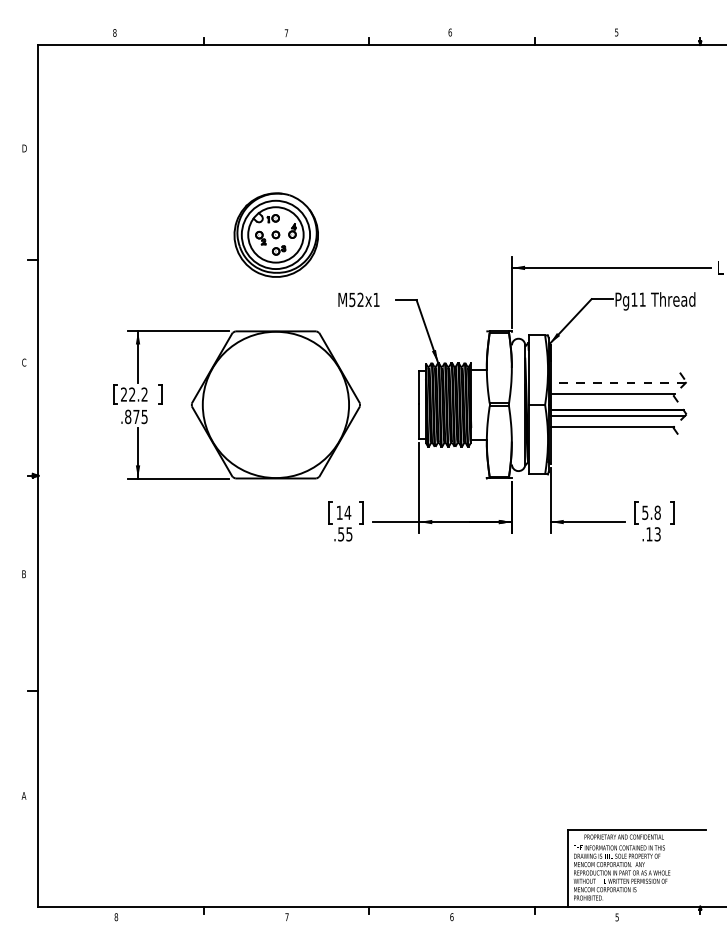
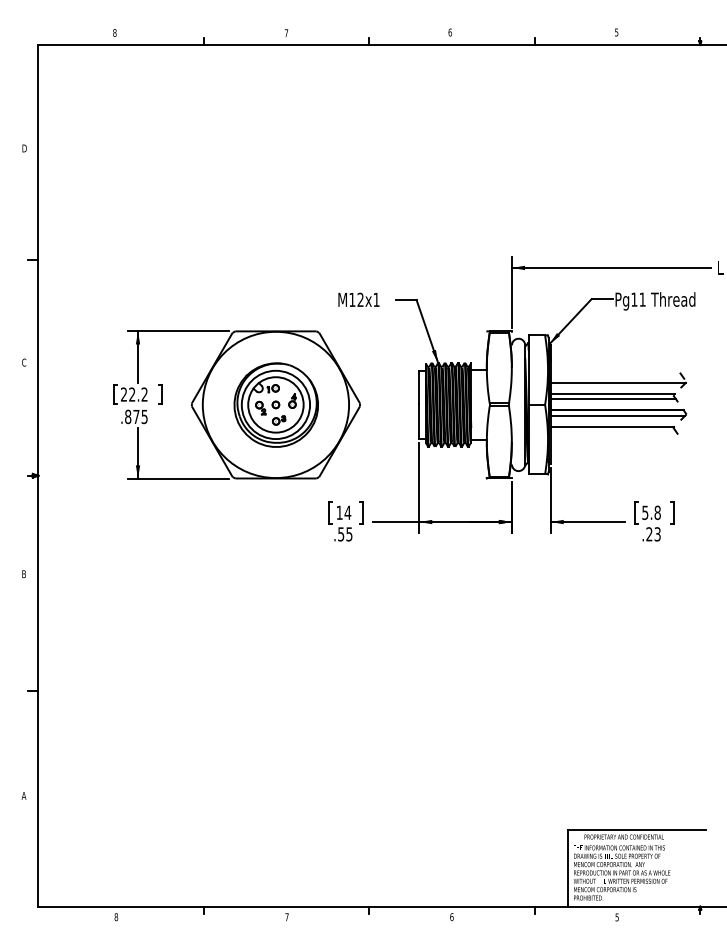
part position: (275, 234) -> (275, 404) (275, 404)
text: M52x1 -> M12x1 (352, 299)
line: dashed -> solid (617, 383)
line: none -> present (613, 399)
text: .13 -> .23 (649, 534)
